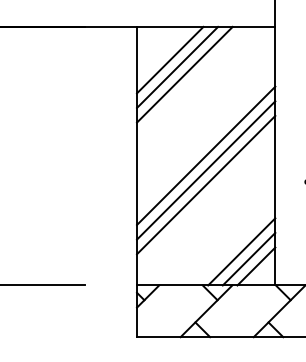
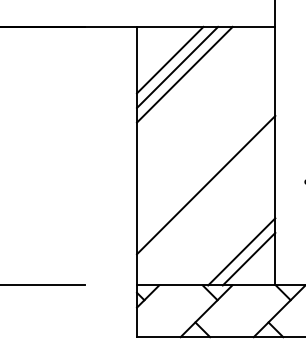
line: present -> none (206, 155)
line: present -> none (206, 170)
line: present -> none (256, 266)
